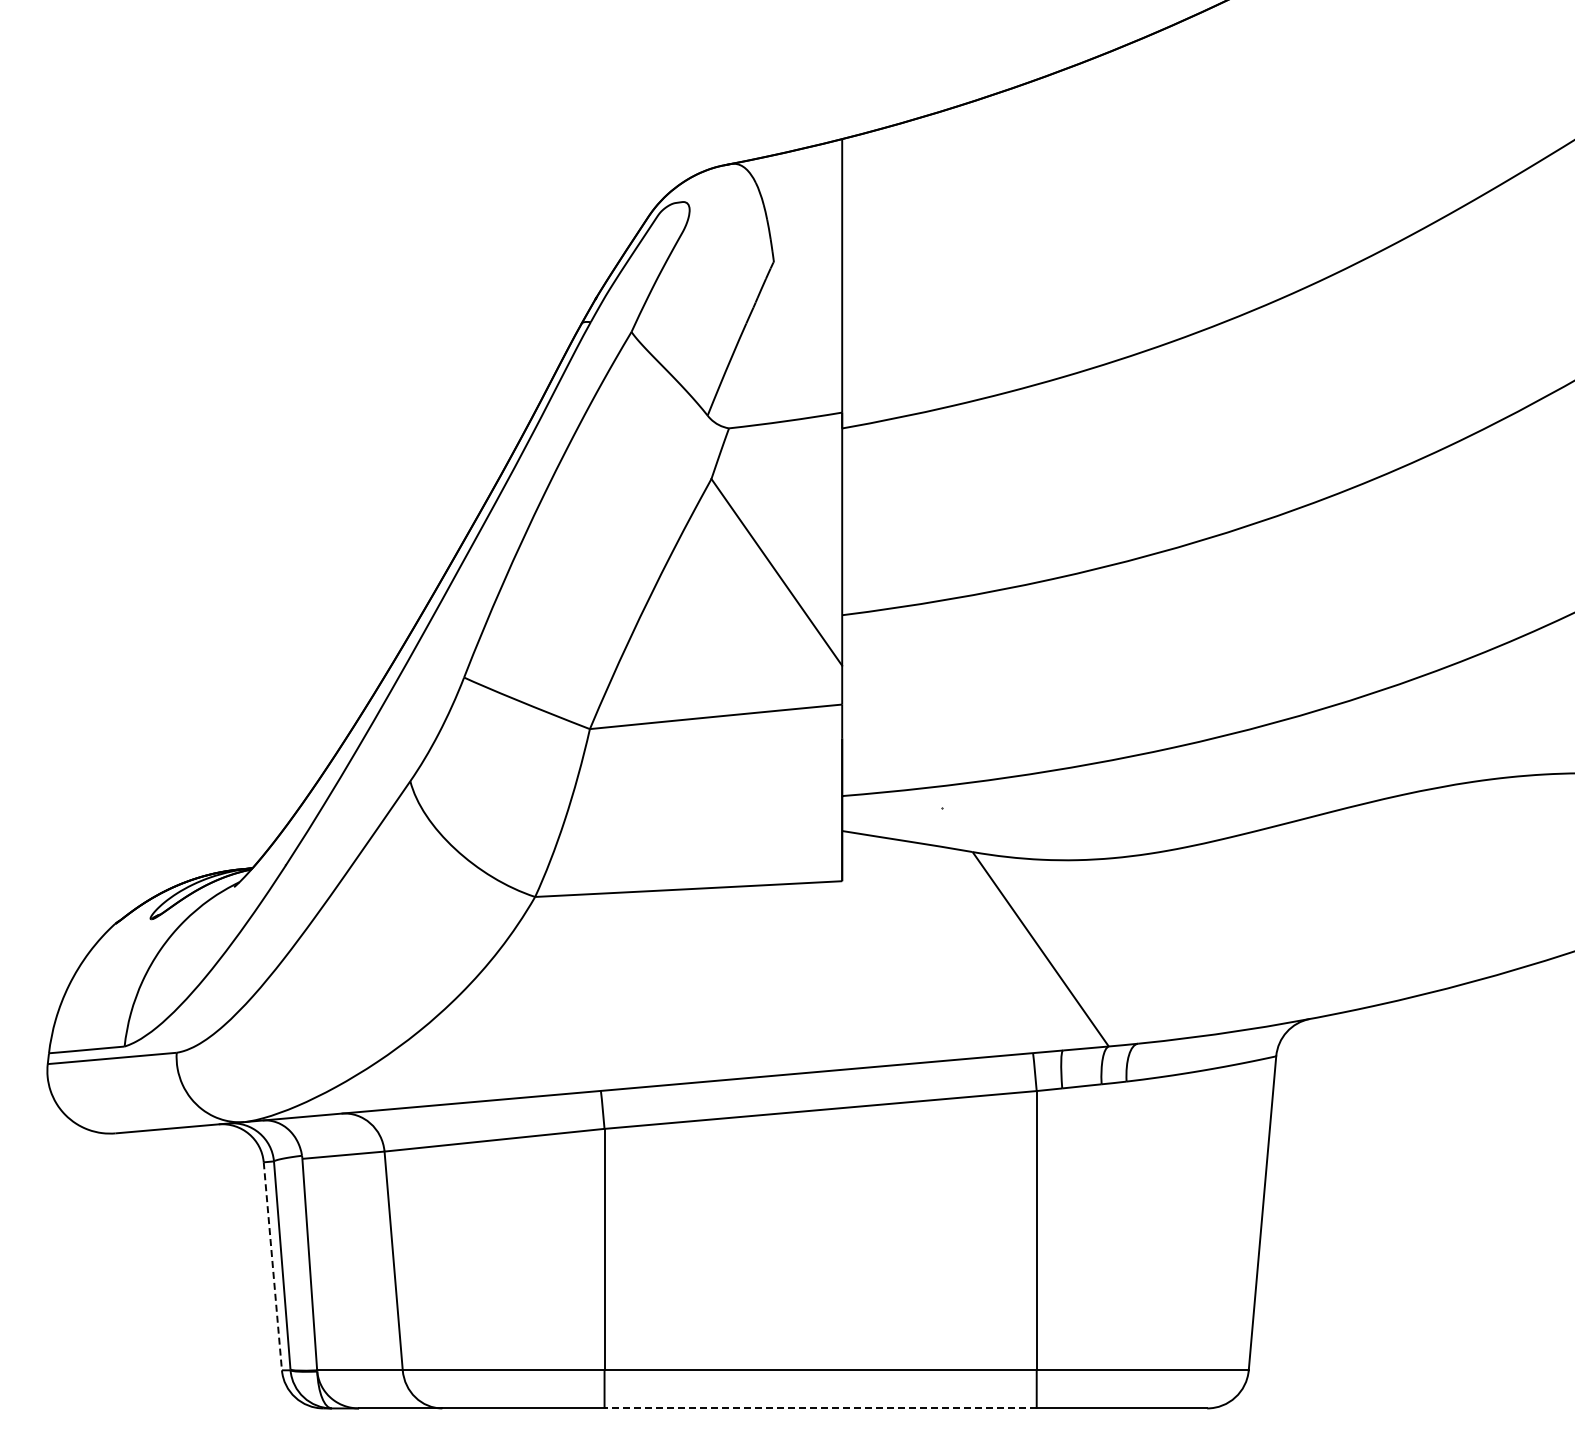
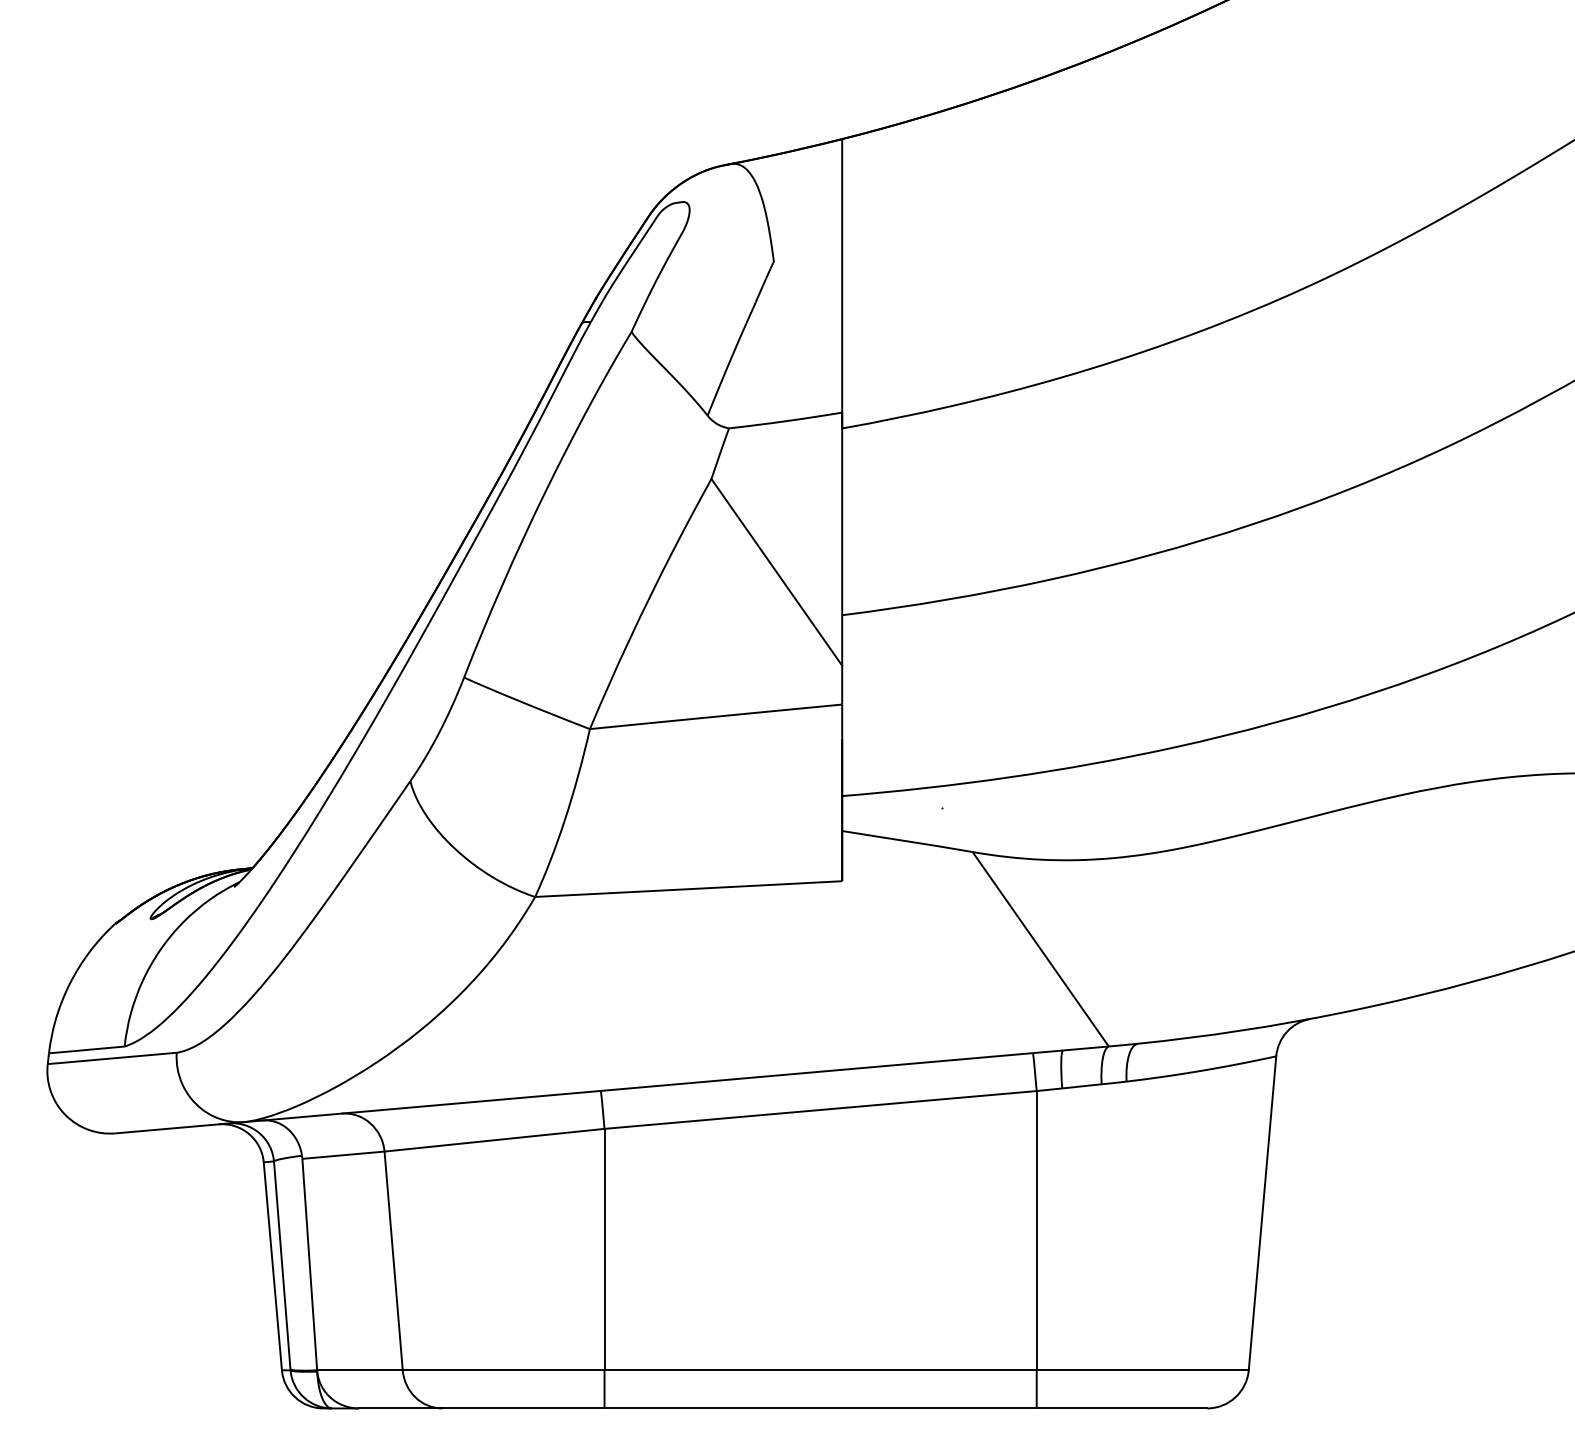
line: dashed -> solid (272, 1266)
line: dashed -> solid (820, 1408)
